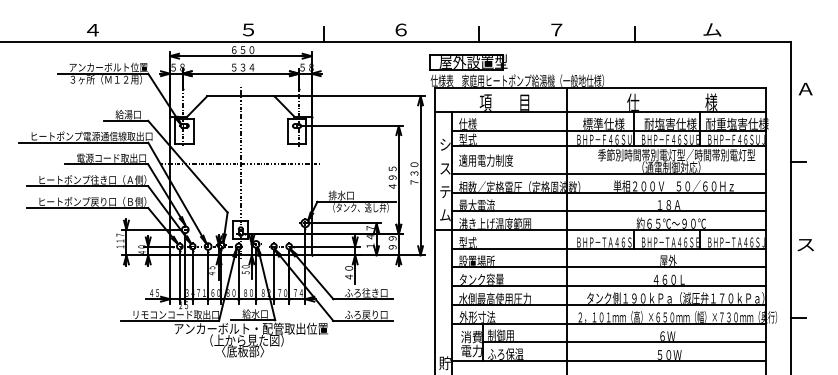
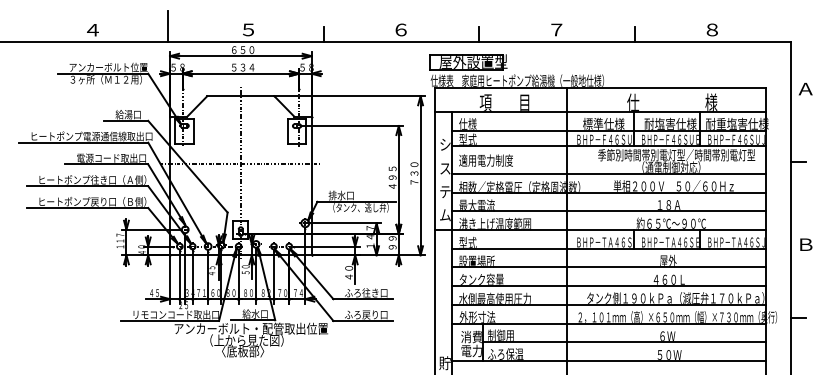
line: none -> present (168, 26)
text: ム -> ８ (712, 29)
text: ス -> Ｂ (805, 244)
